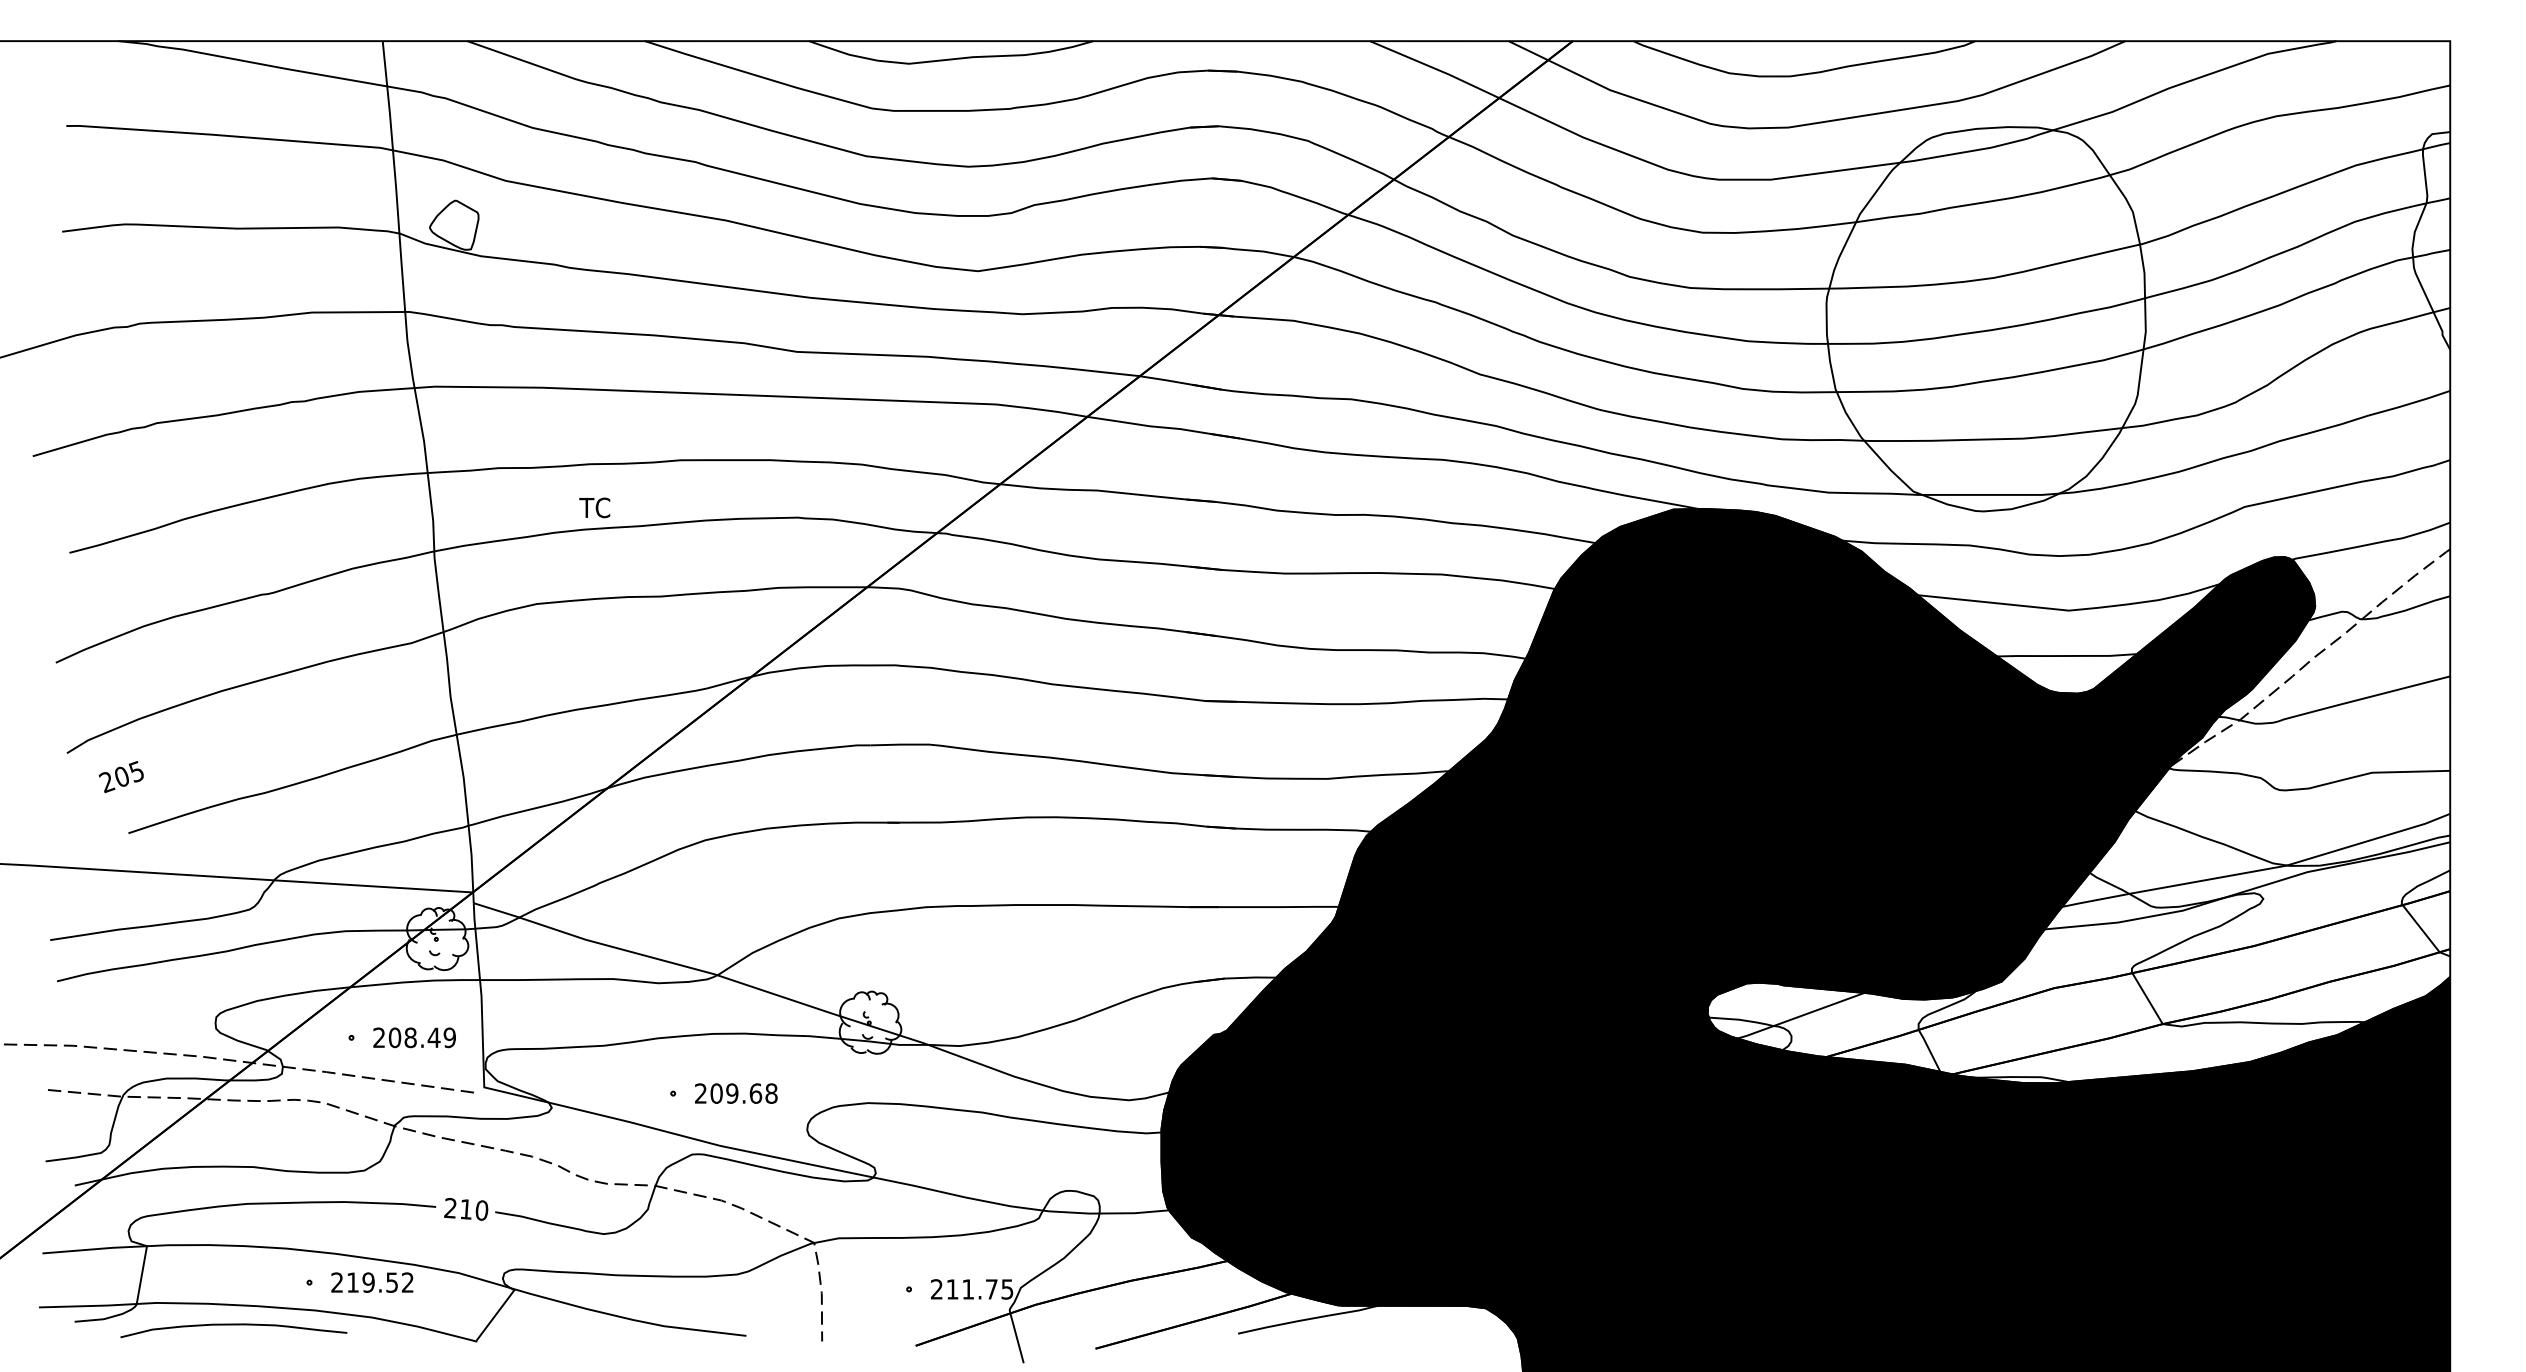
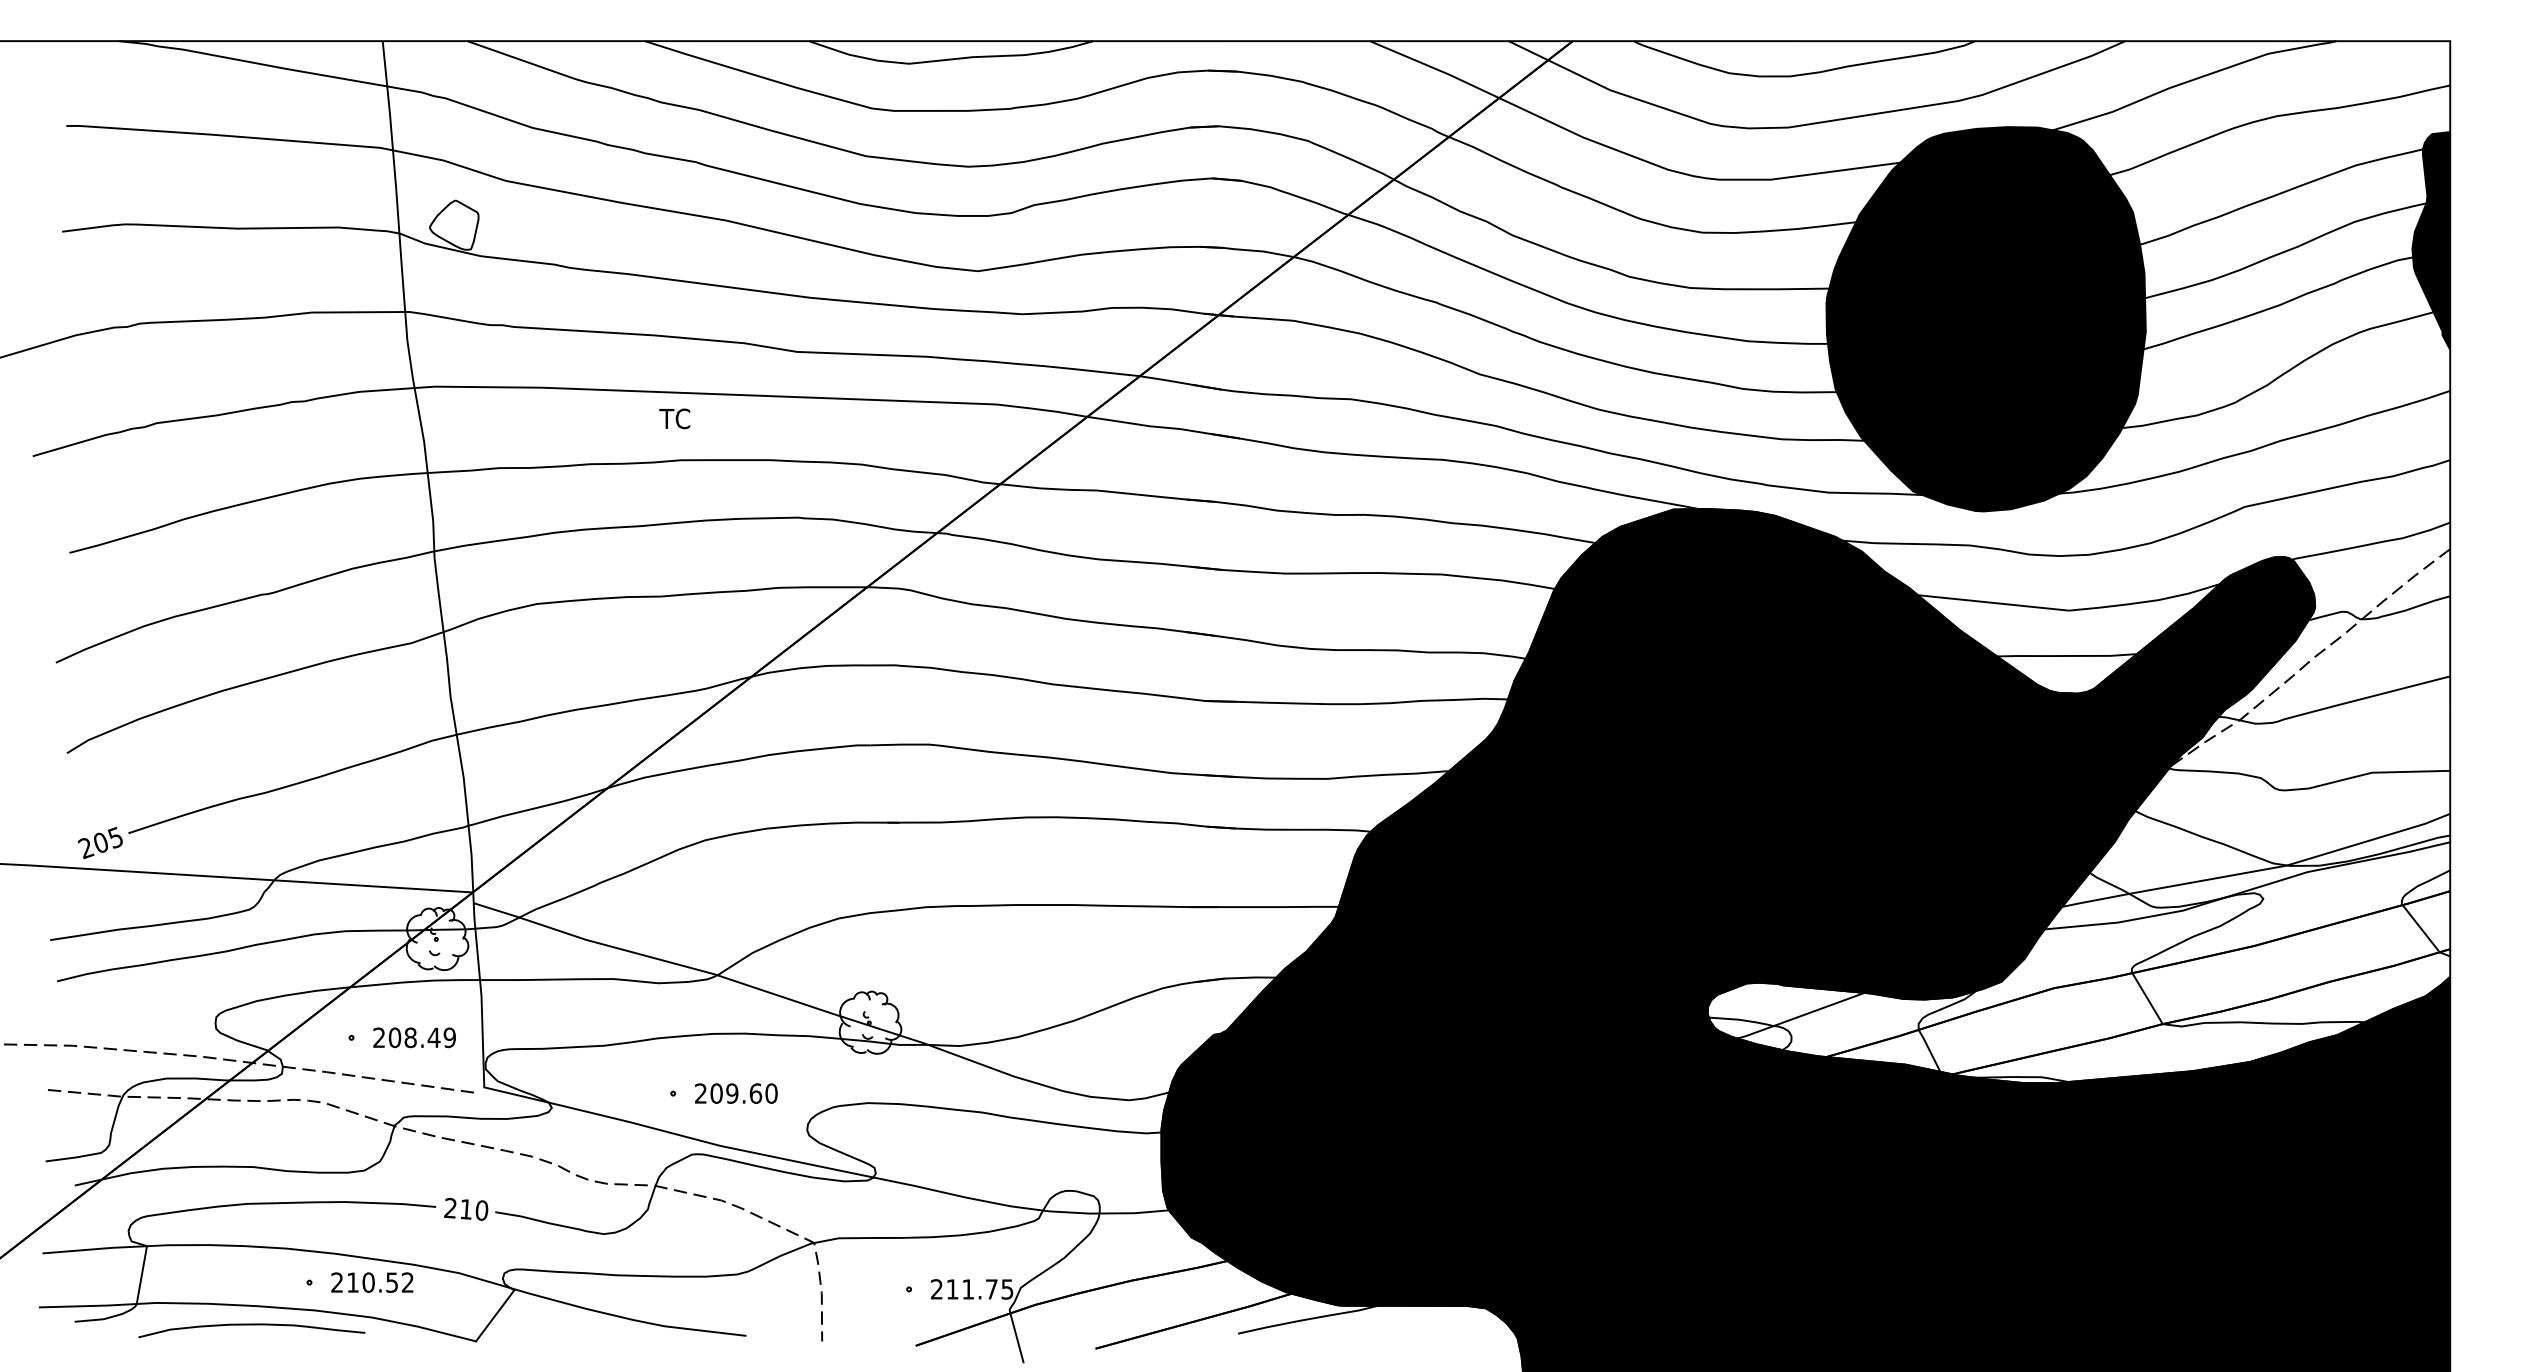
fill: none -> present (2431, 240)
fill: none -> present (1985, 319)
text position: (594, 507) -> (674, 418) (674, 418)
text position: (120, 777) -> (99, 843) (99, 843)
text: 209.68 -> 209.60 (771, 1093)
text: 219.52 -> 210.52 (368, 1282)
curve position: (233, 1325) -> (251, 1325) (251, 1325)
